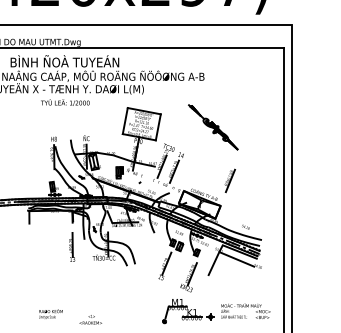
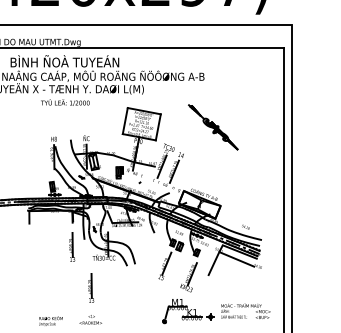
part: present -> none (229, 180)
part: none -> present (91, 287)
text position: (50, 313) -> (50, 320) (50, 320)
